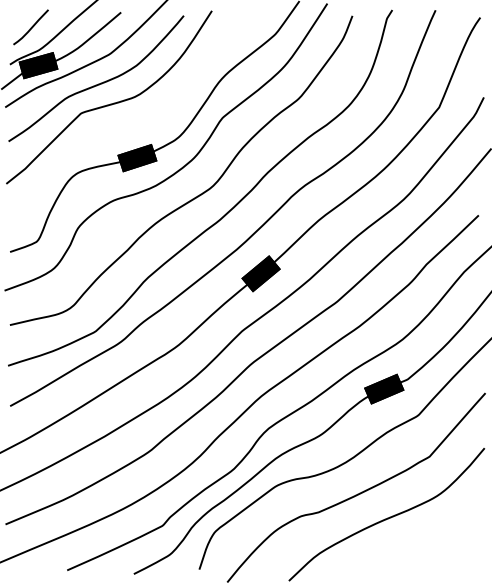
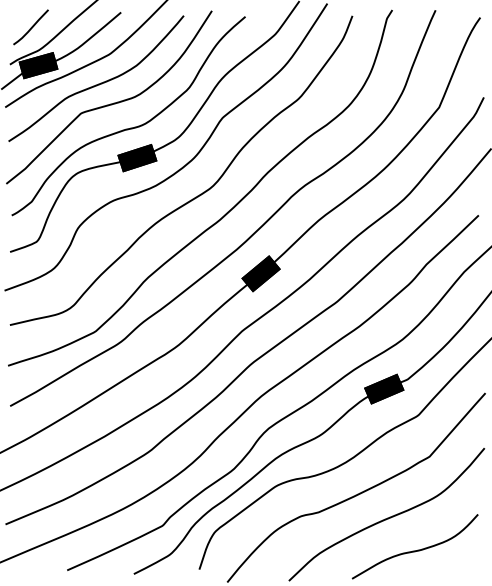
curve: none -> present (130, 127)
curve: none -> present (414, 550)
